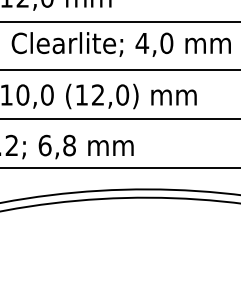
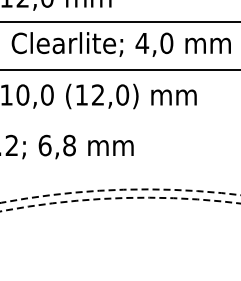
line: present -> none (119, 118)
line: present -> none (119, 168)
arc: solid -> dashed (119, 189)
arc: solid -> dashed (119, 198)
